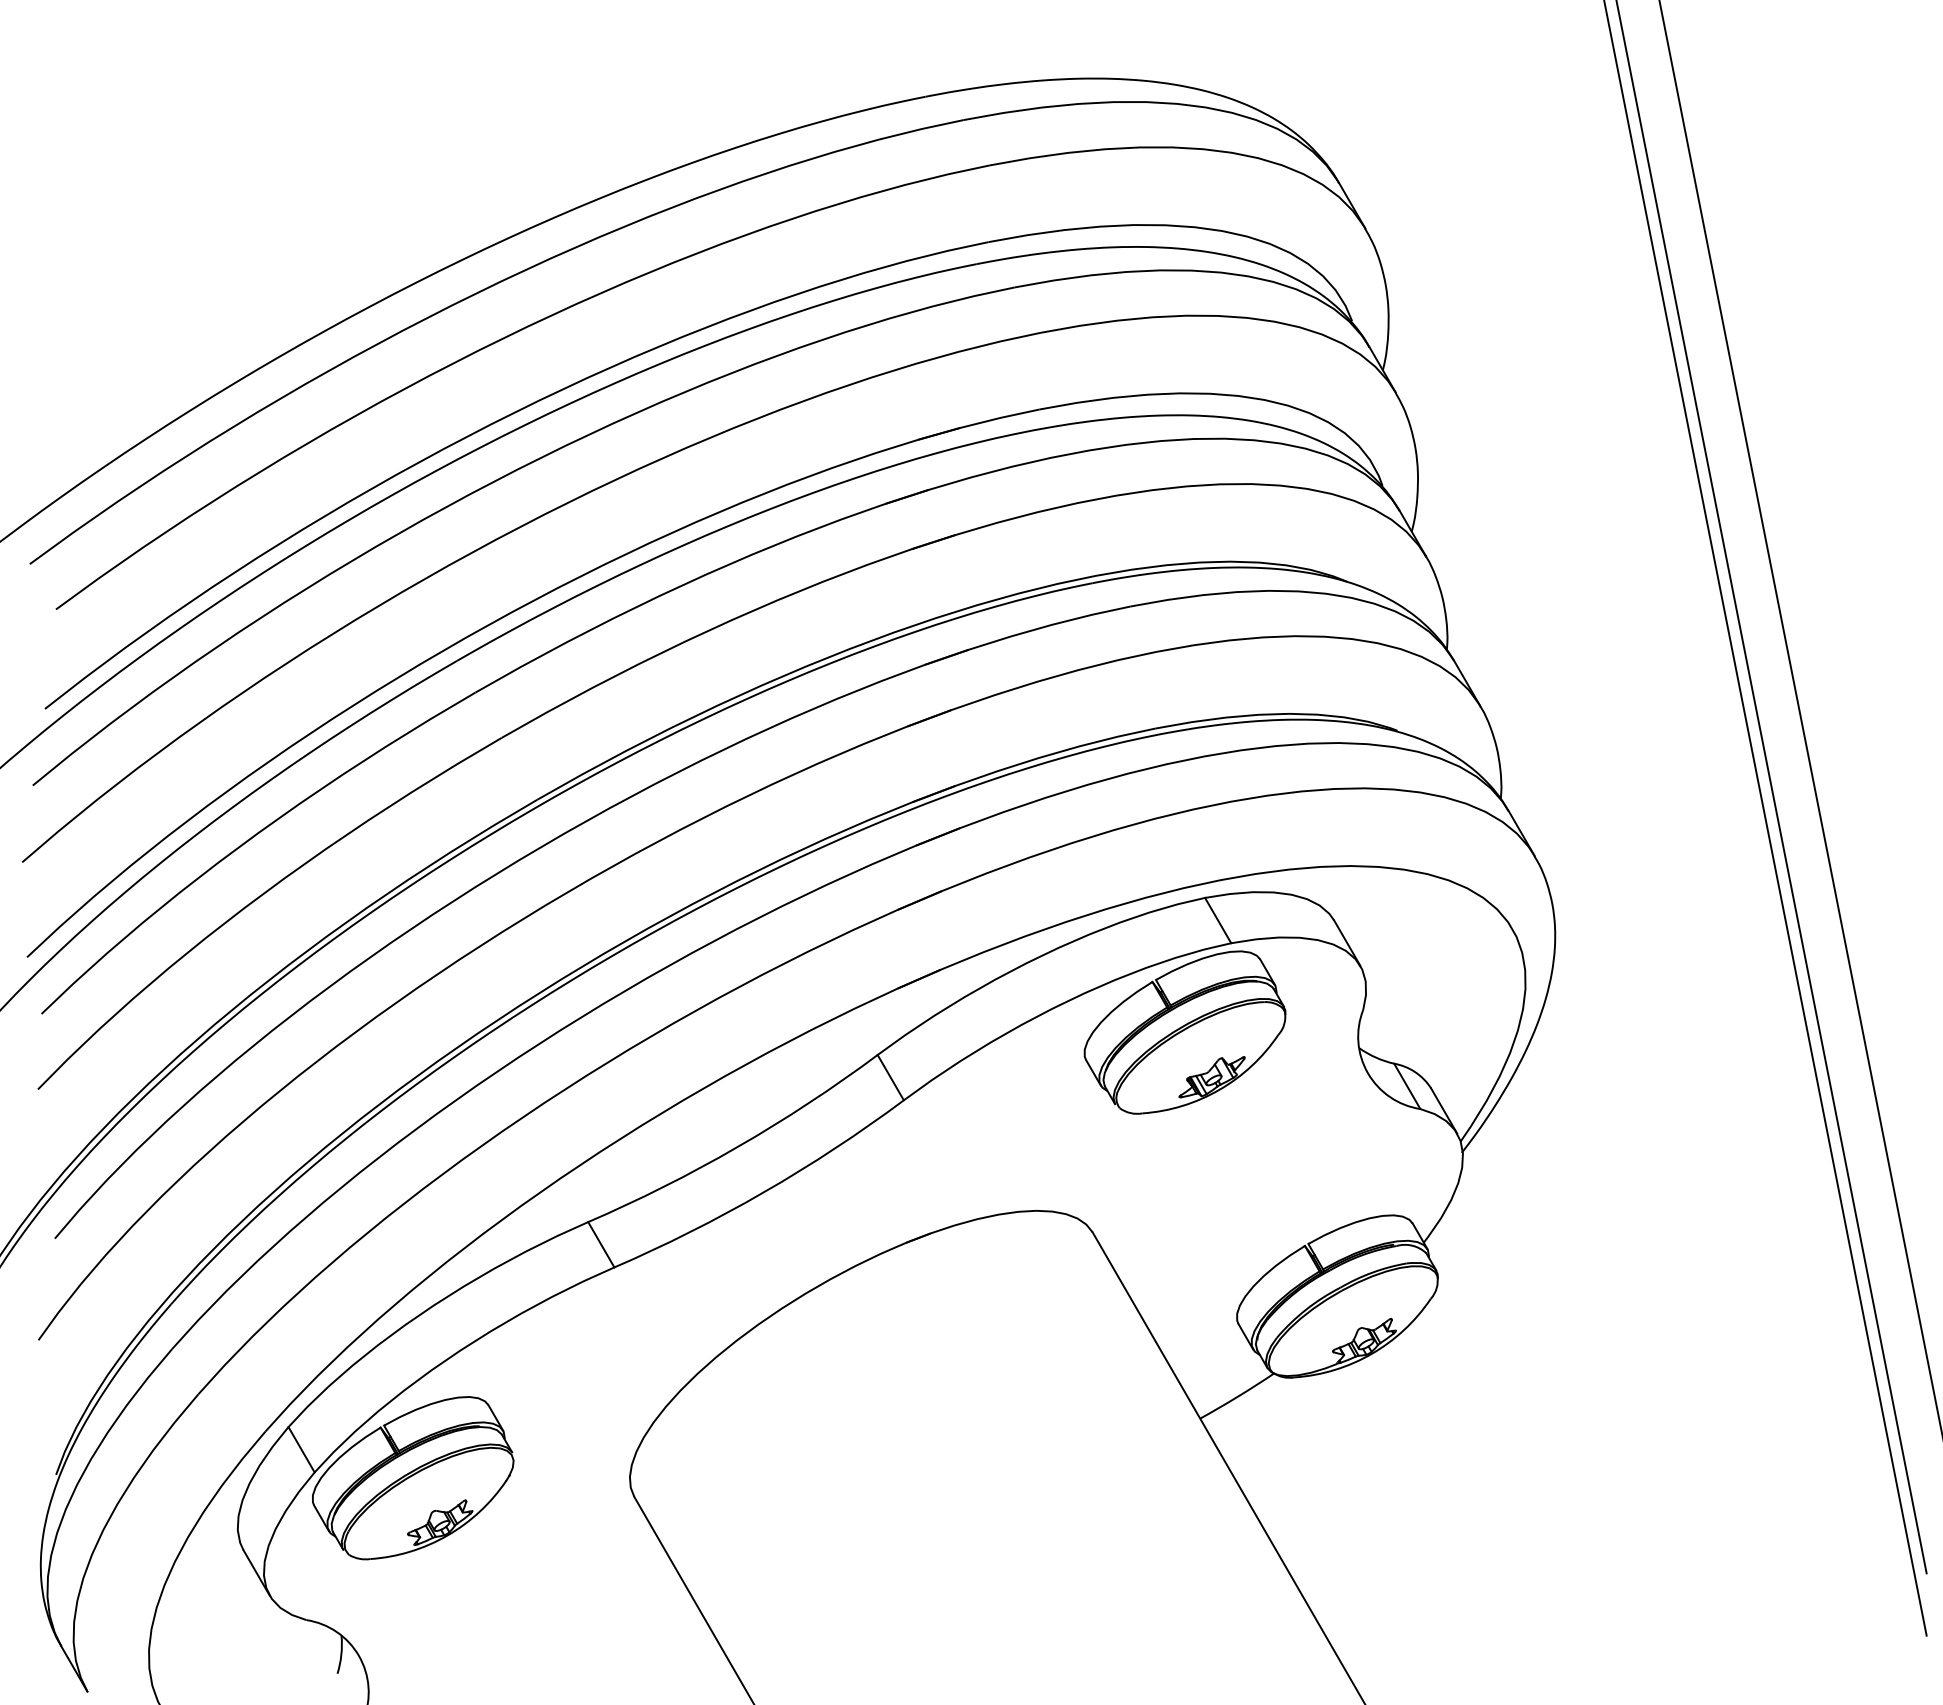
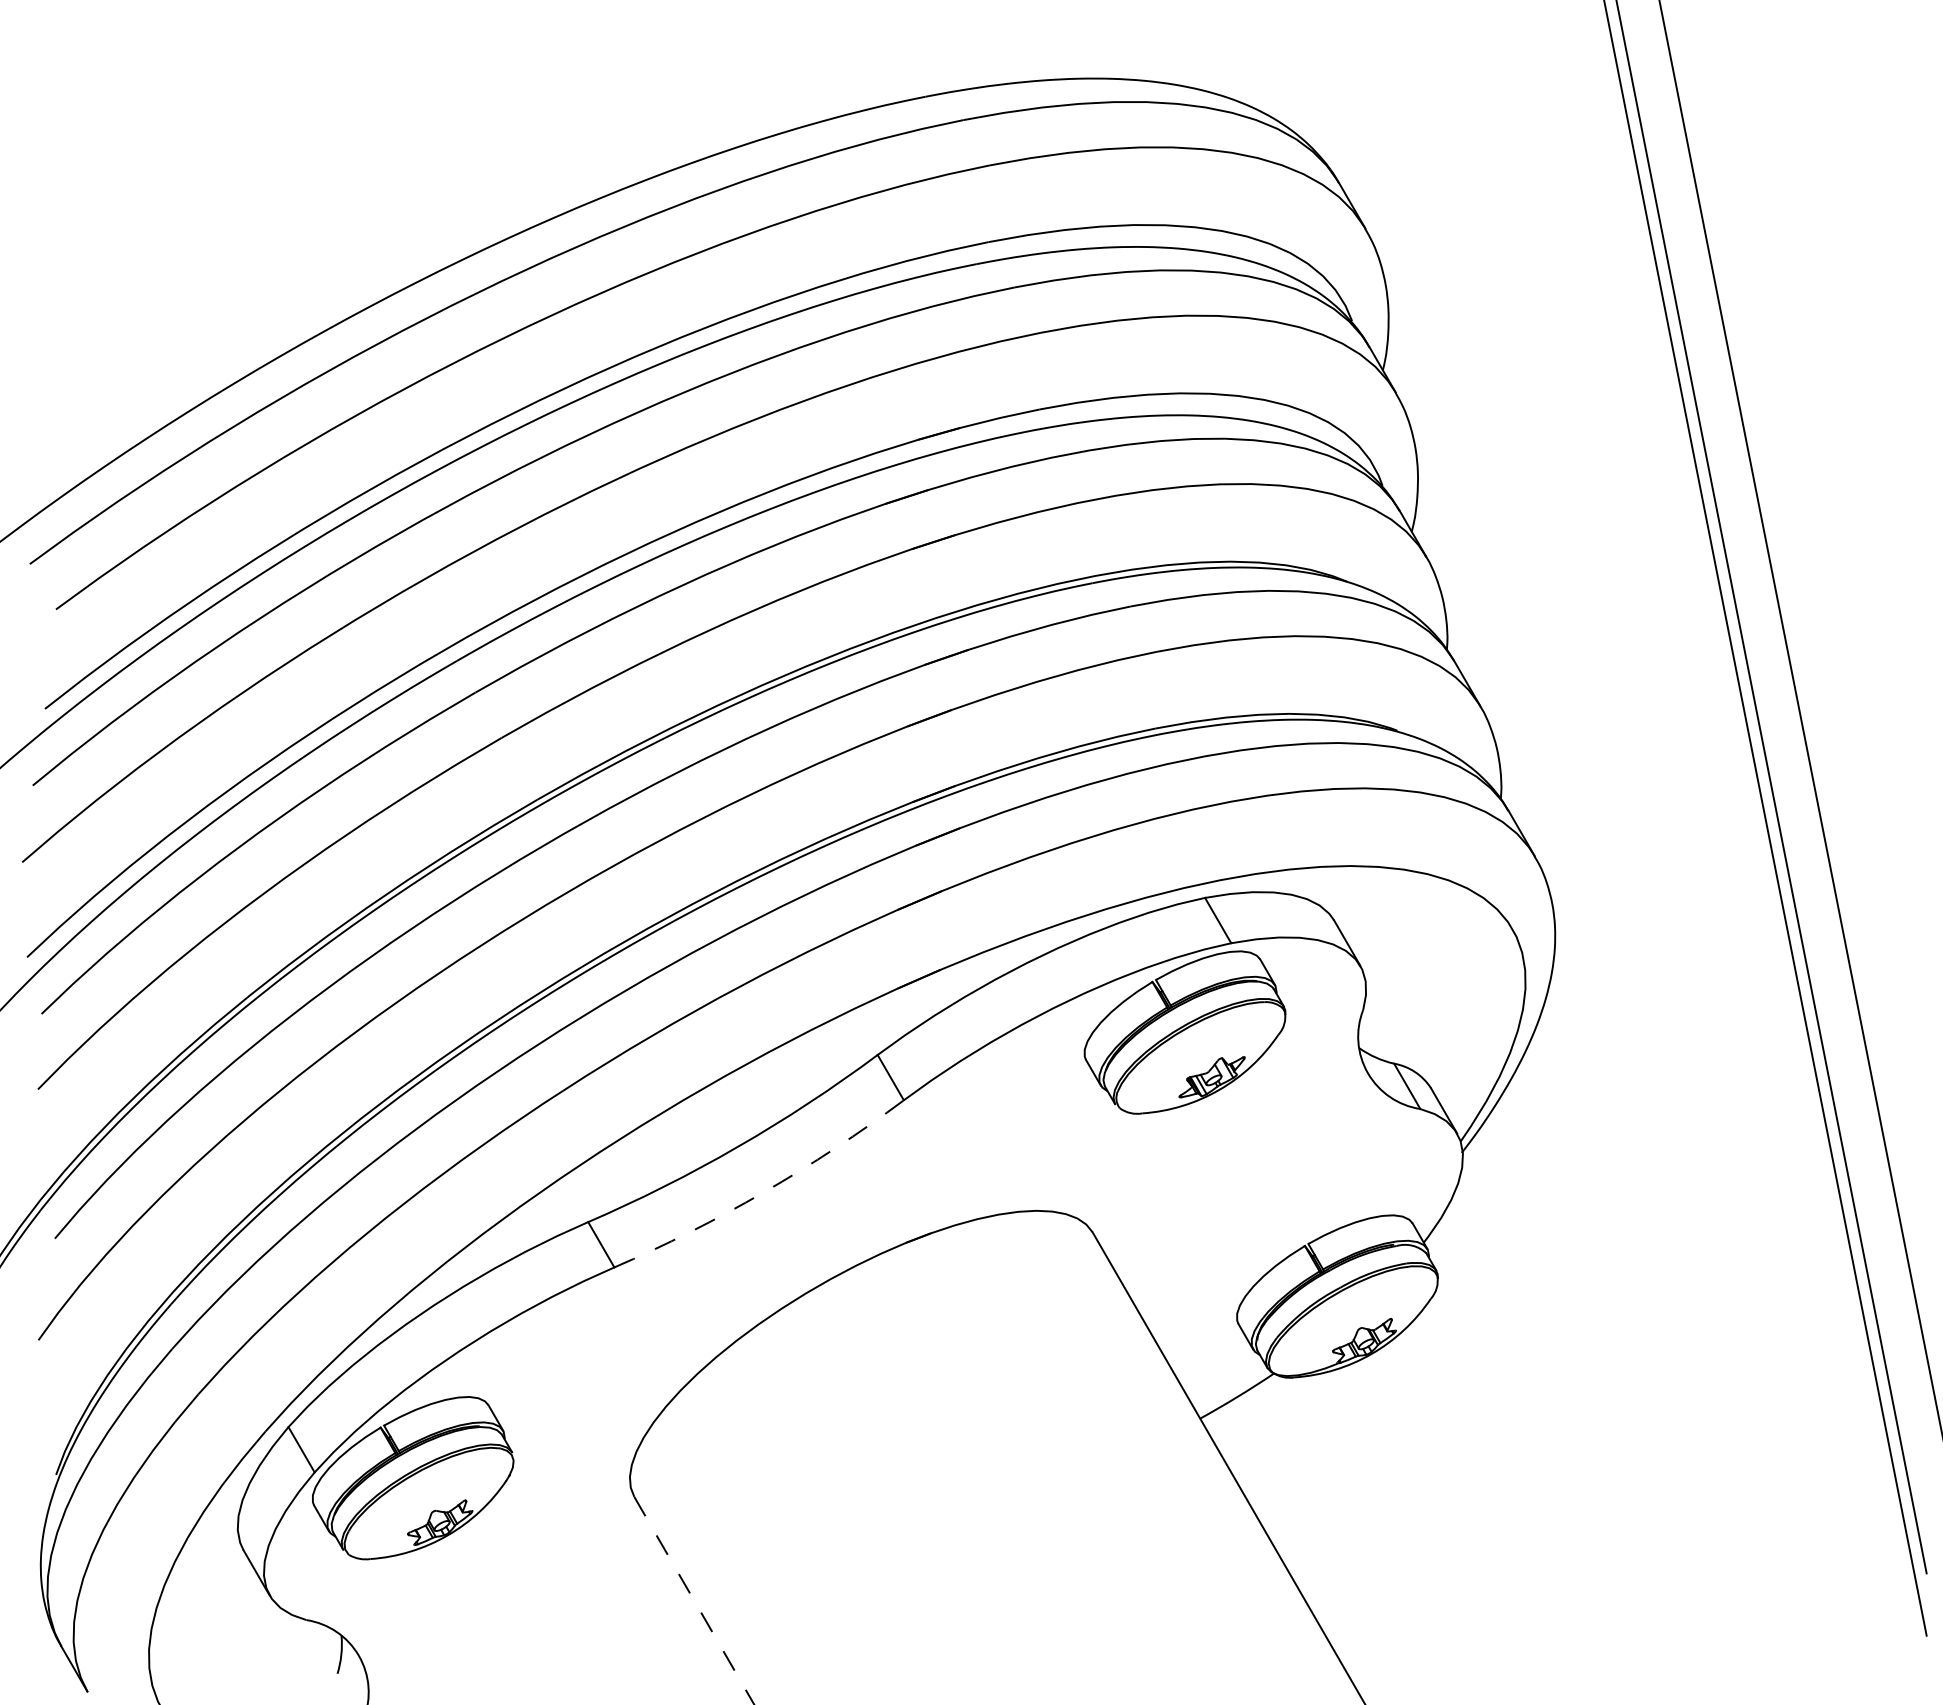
arc: solid -> dashed (763, 1192)
line: solid -> dashed (694, 1600)
